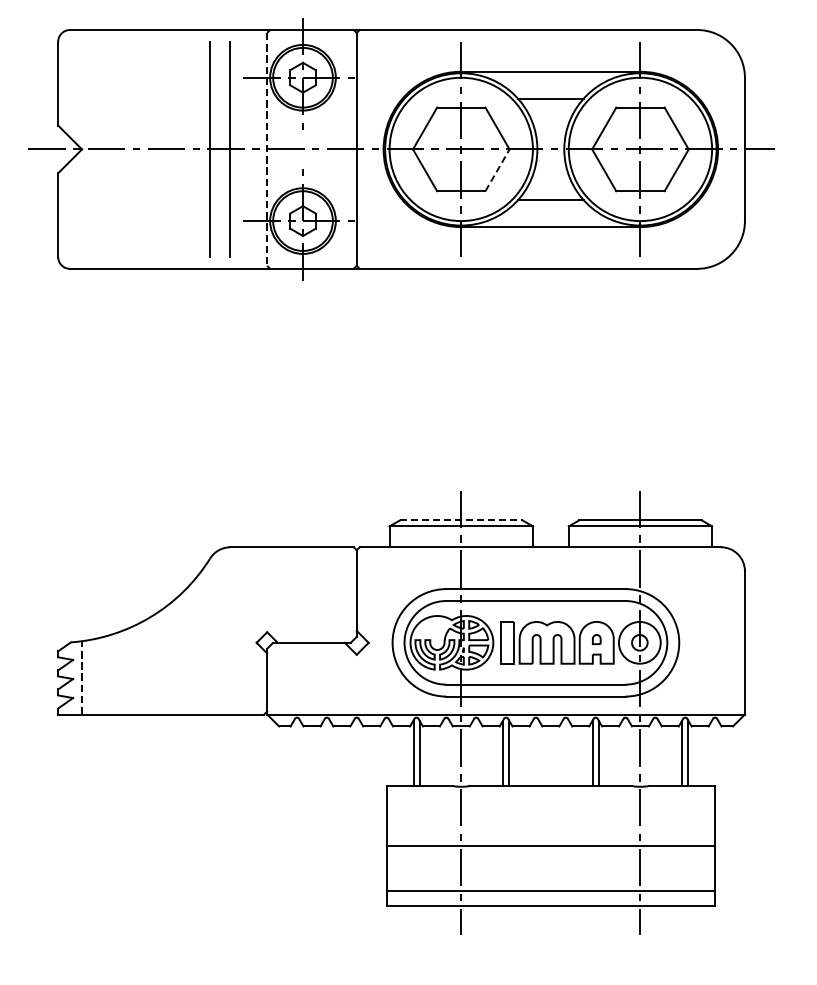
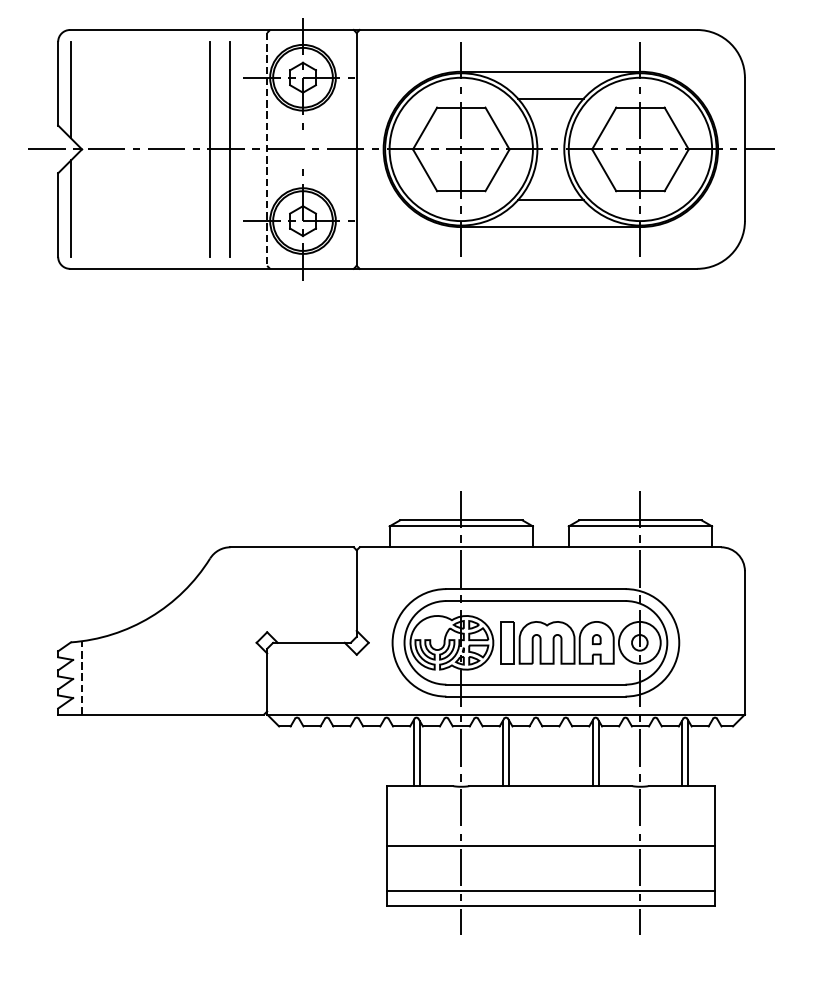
line: none -> present (71, 89)
line: dashed -> solid (497, 169)
line: none -> present (71, 208)
line: dashed -> solid (461, 520)
